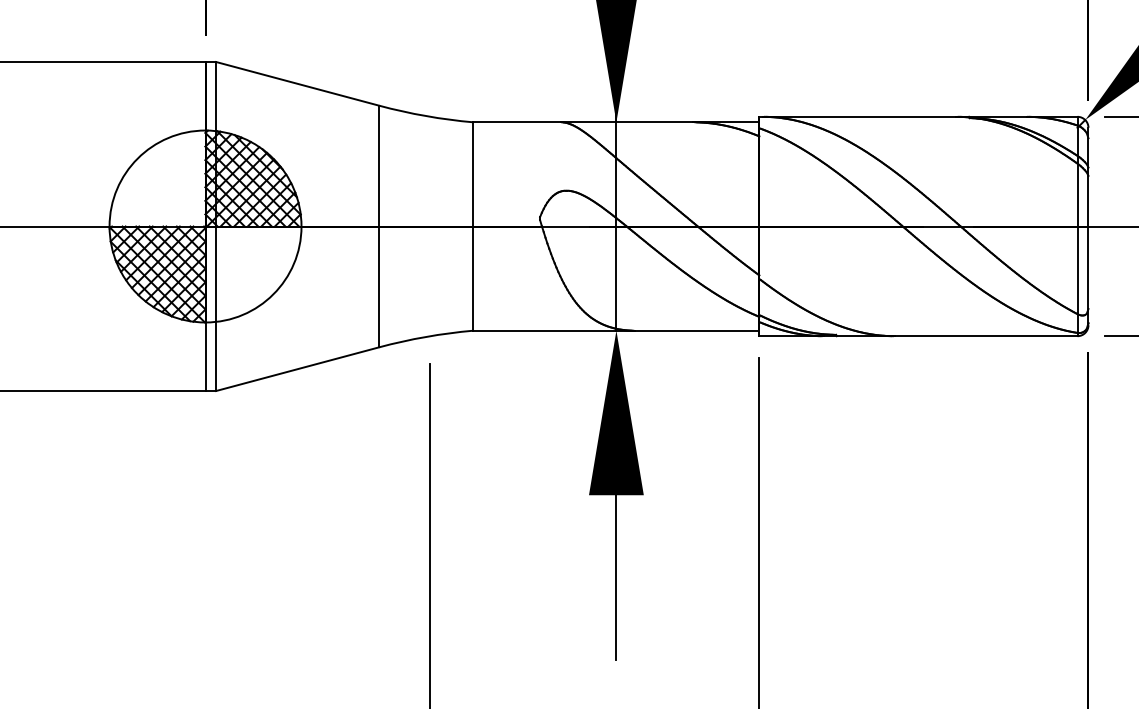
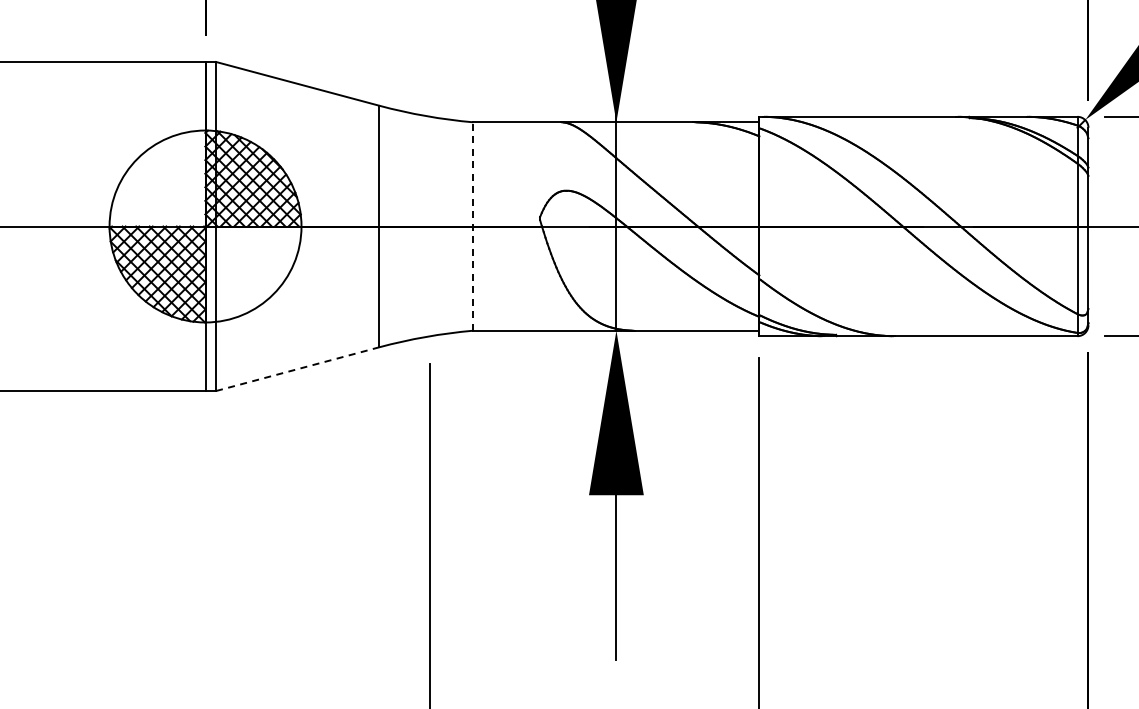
line: solid -> dashed (473, 226)
line: solid -> dashed (298, 369)
